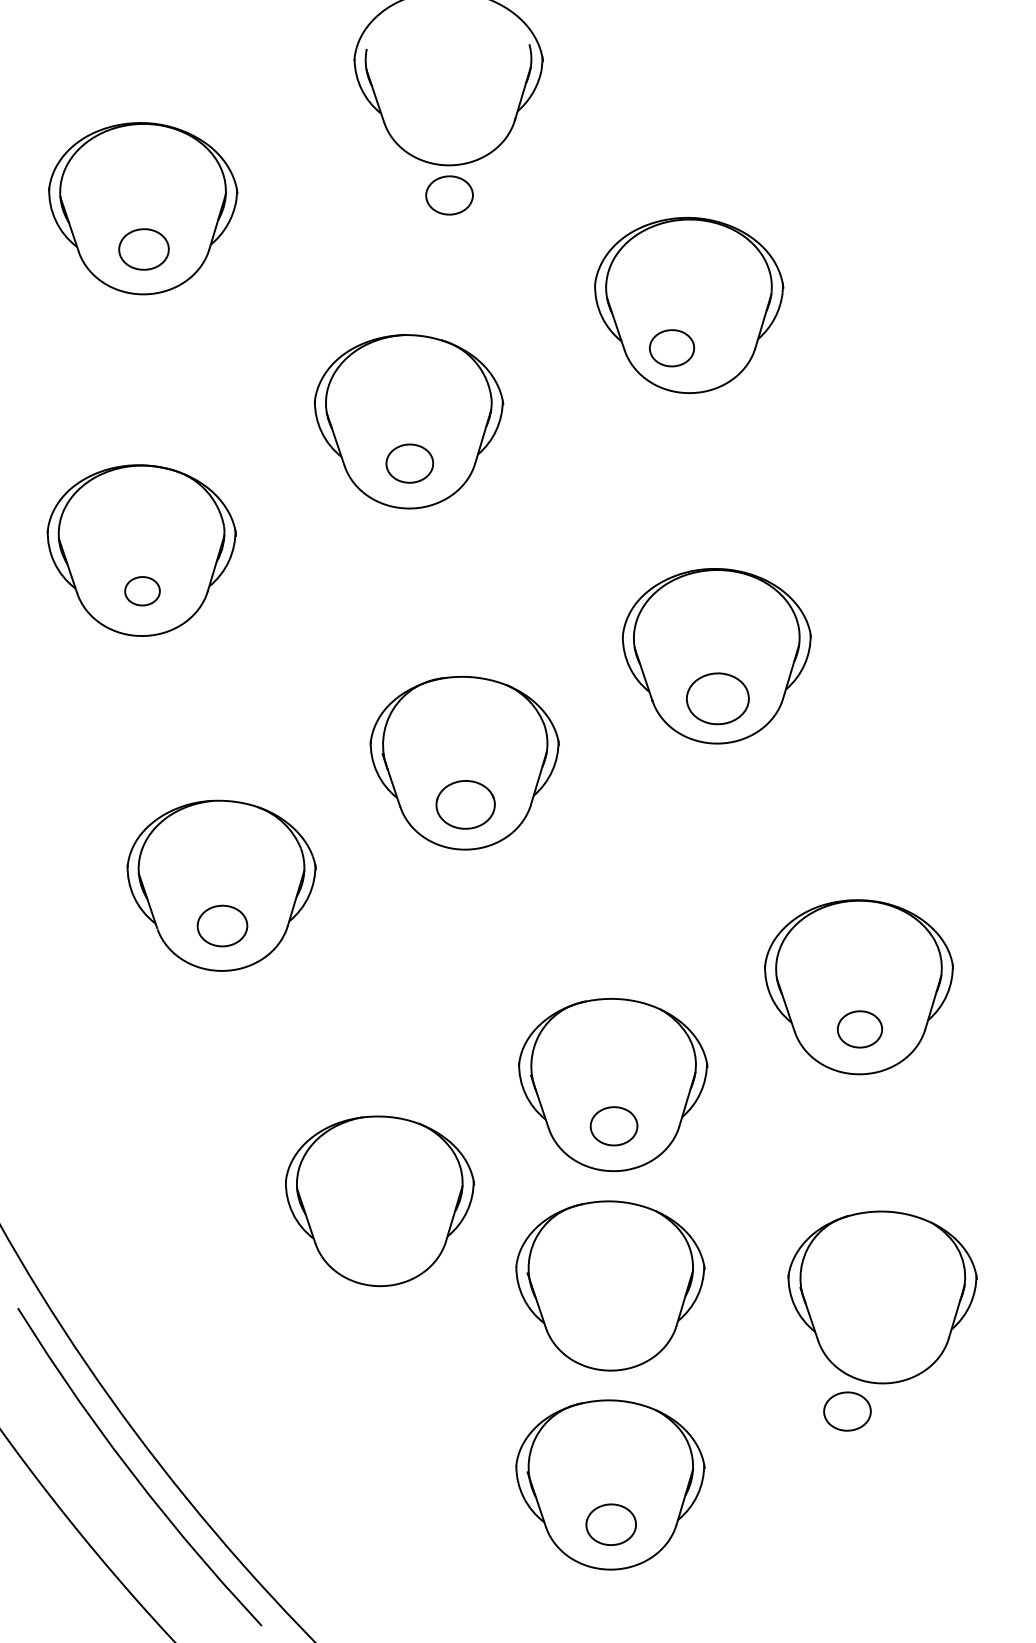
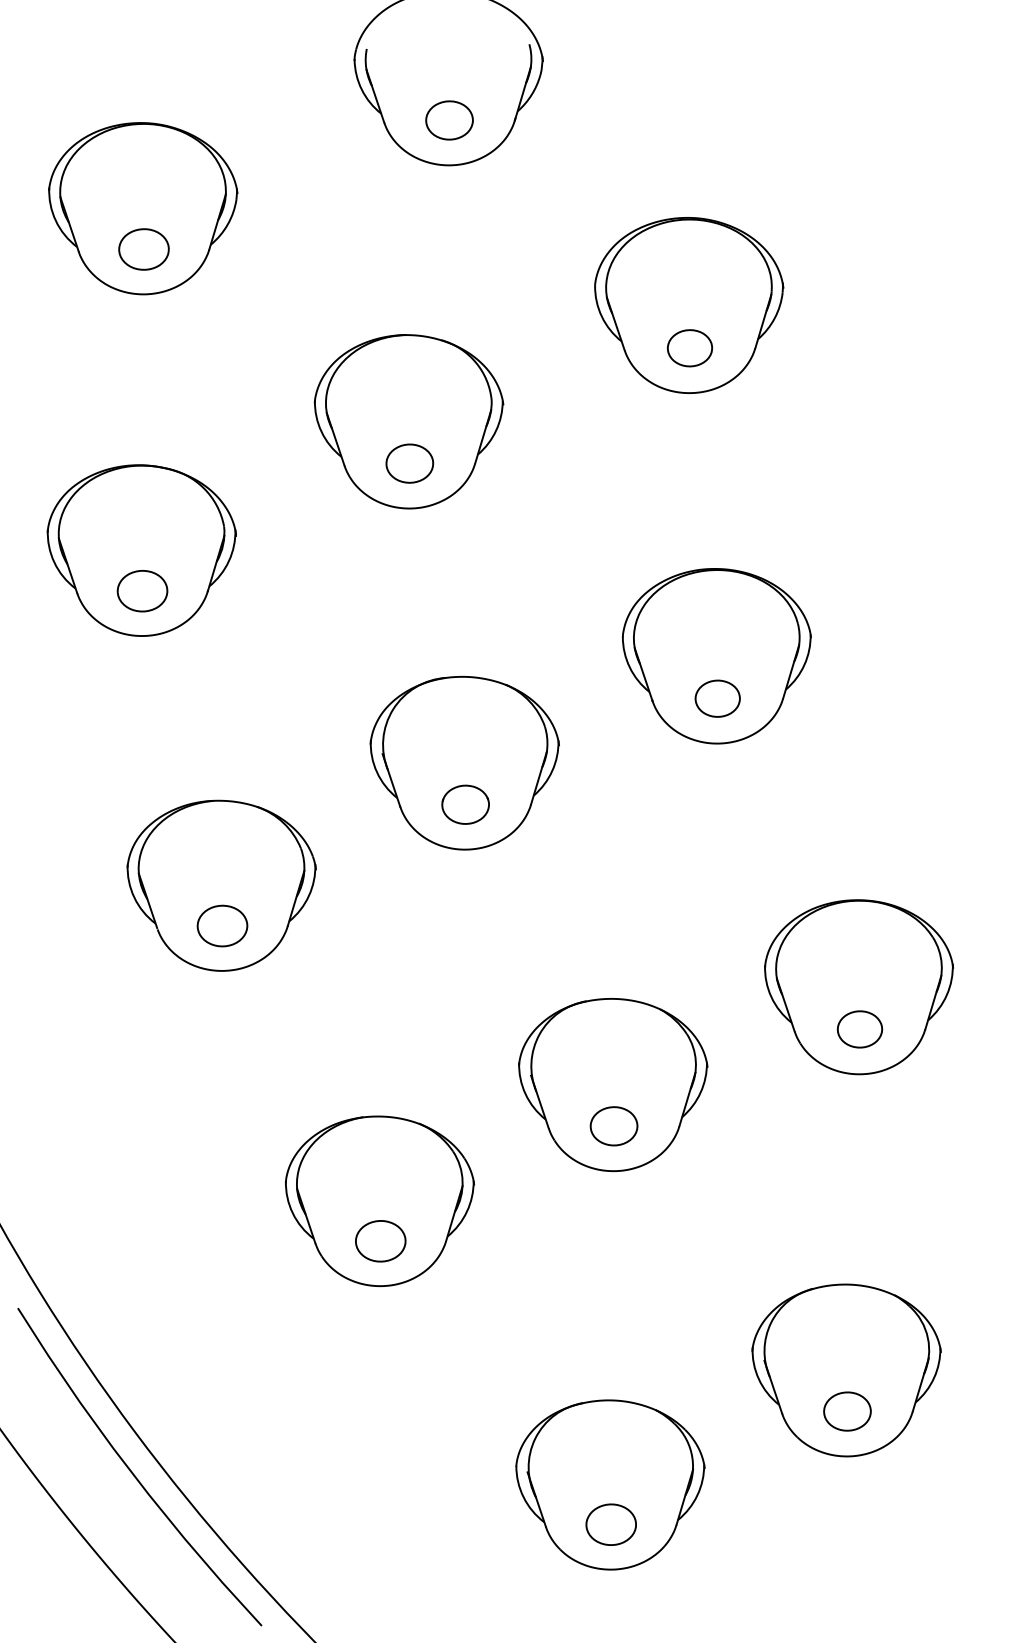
part position: (449, 195) -> (449, 120) (449, 120)
part position: (671, 348) -> (689, 348) (689, 348)
part size: 37x31 px -> 53x43 px (142, 591)
part size: 64x54 px -> 47x39 px (717, 698)
part size: 61x50 px -> 49x41 px (465, 804)
part: none -> present (380, 1241)
part: present -> none (610, 1285)
part position: (882, 1297) -> (846, 1370) (846, 1370)
